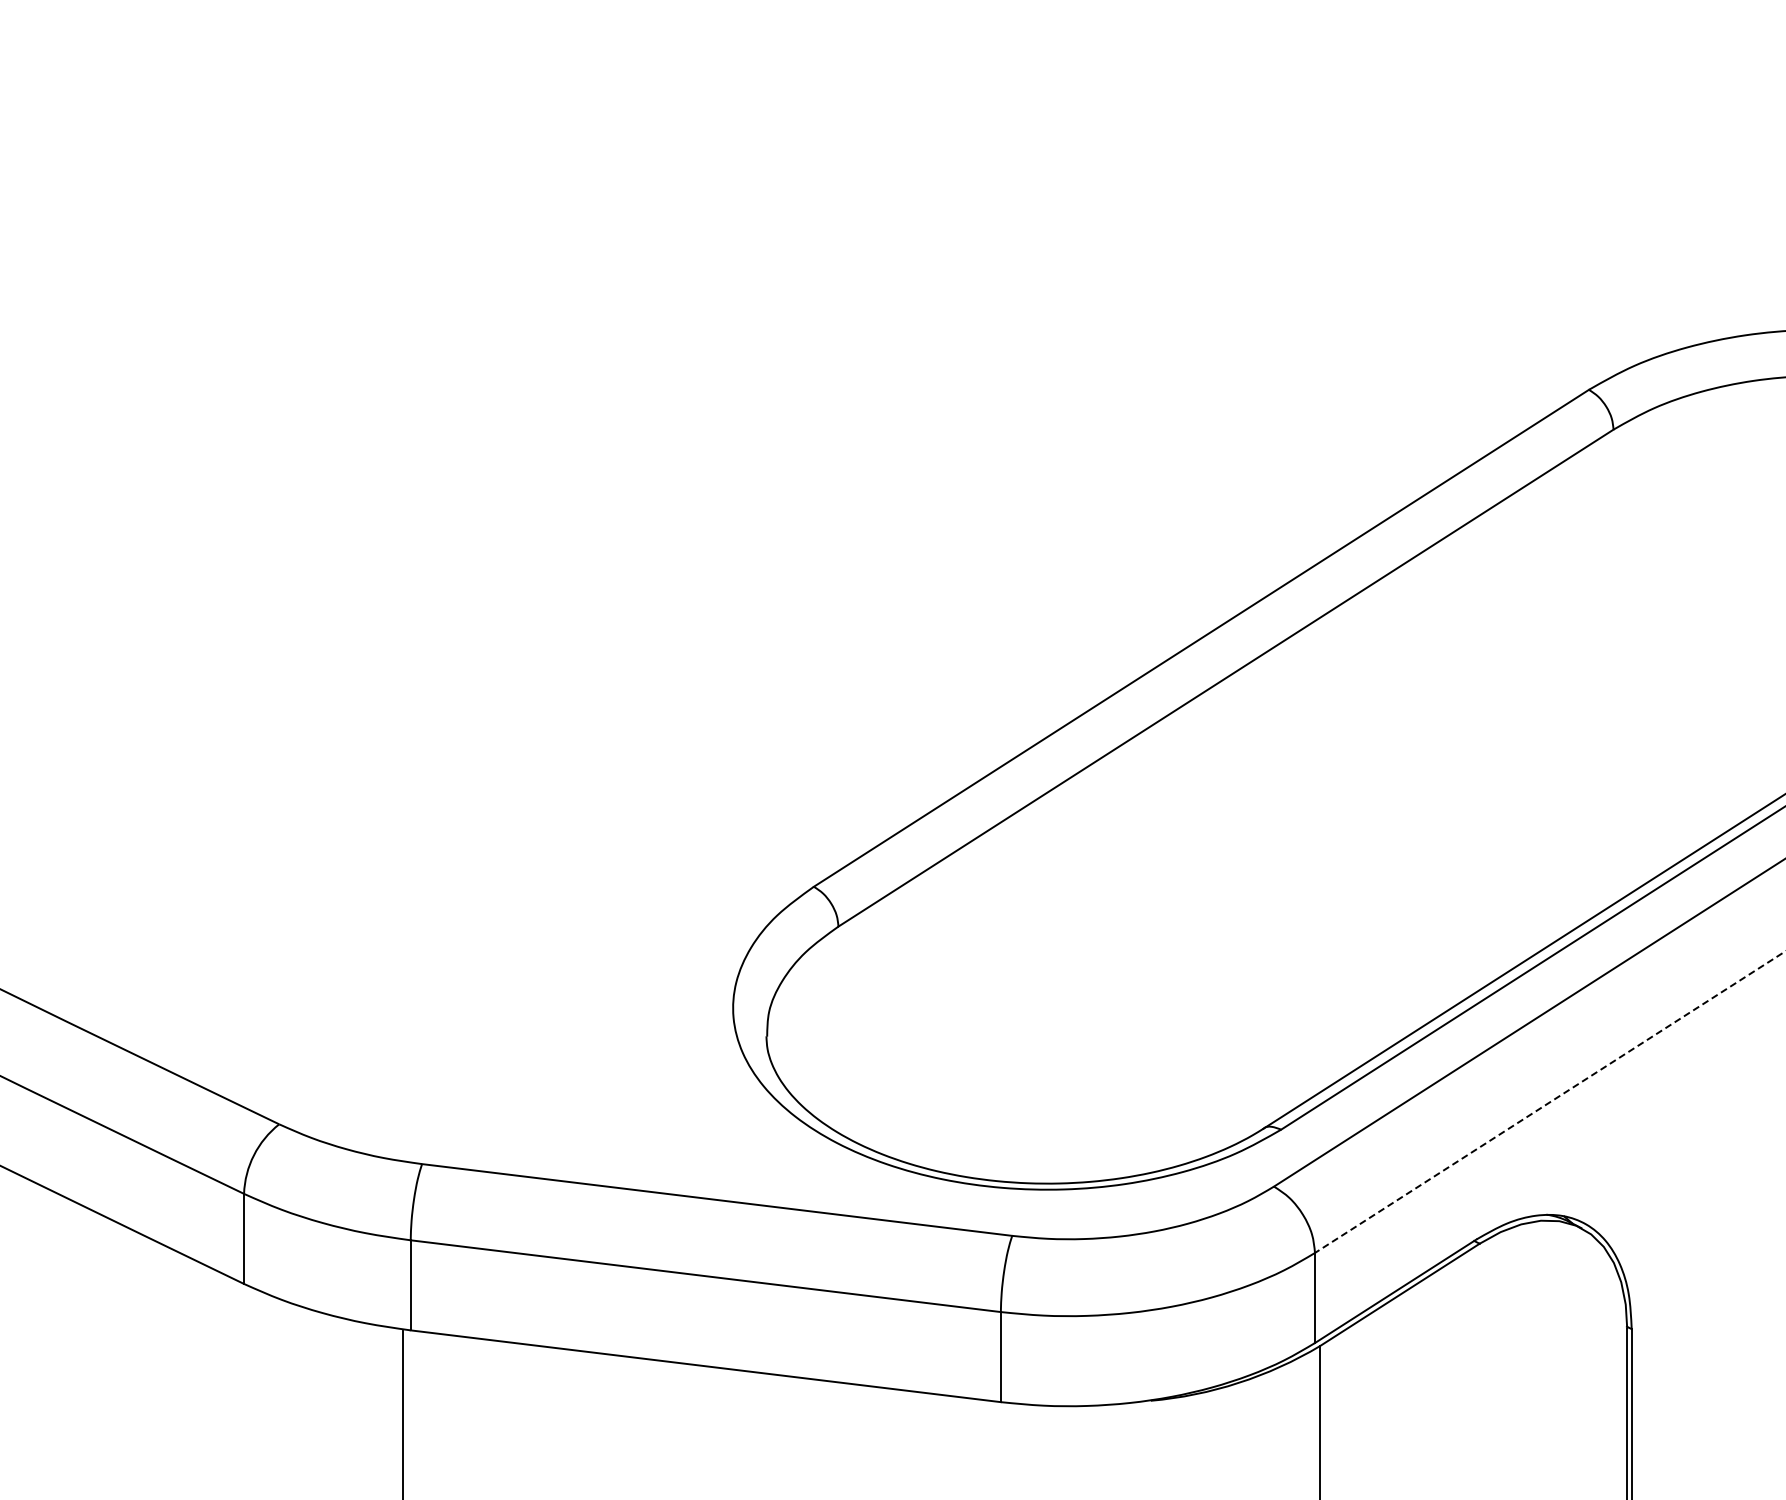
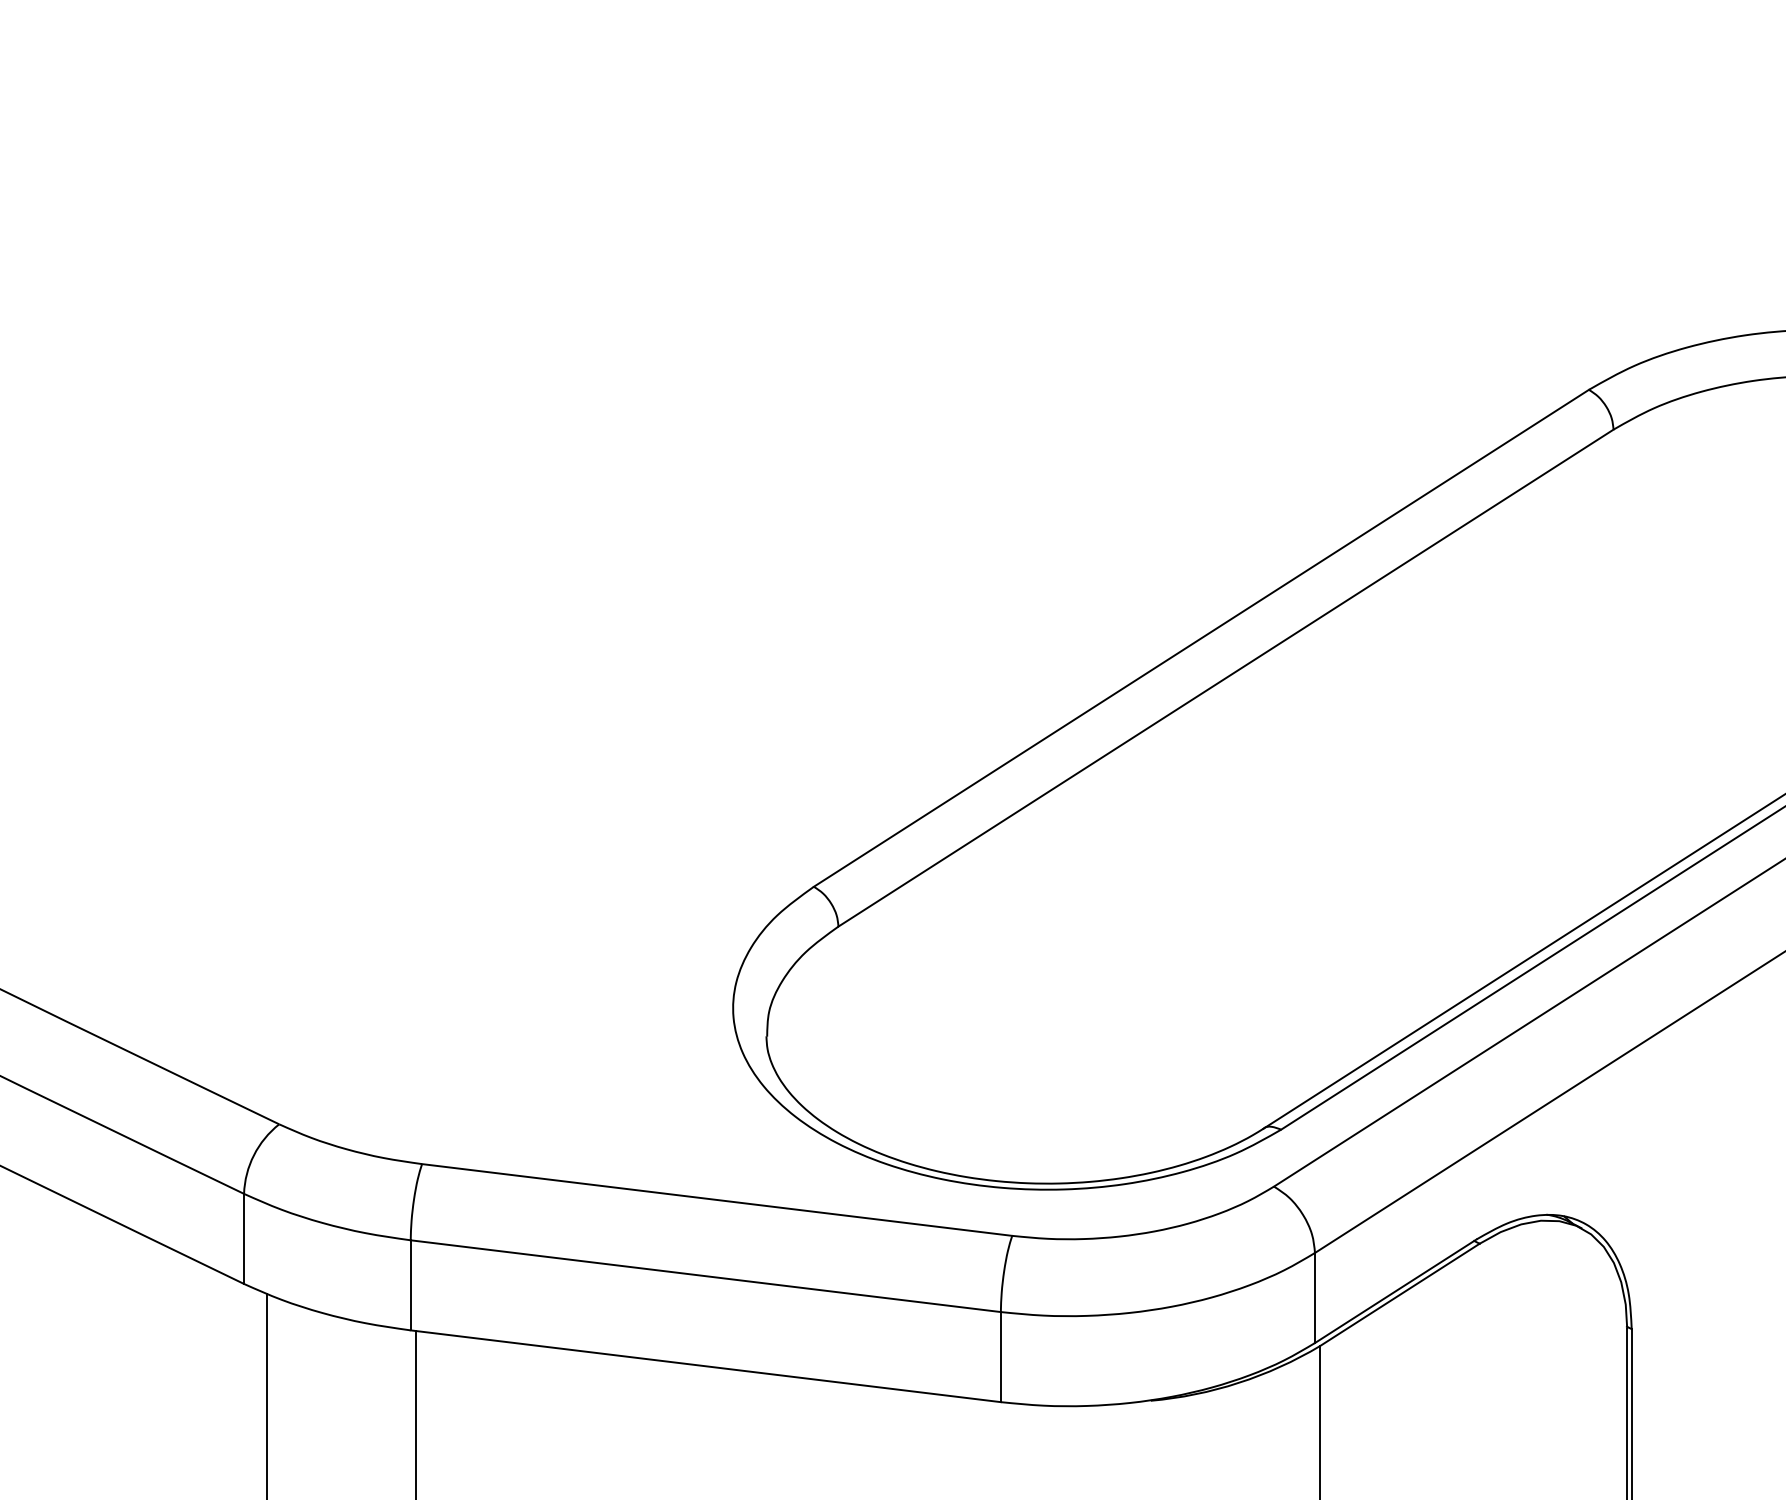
line: dashed -> solid (1549, 1102)
line: none -> present (266, 1394)
line position: (402, 1413) -> (415, 1413) (415, 1413)
